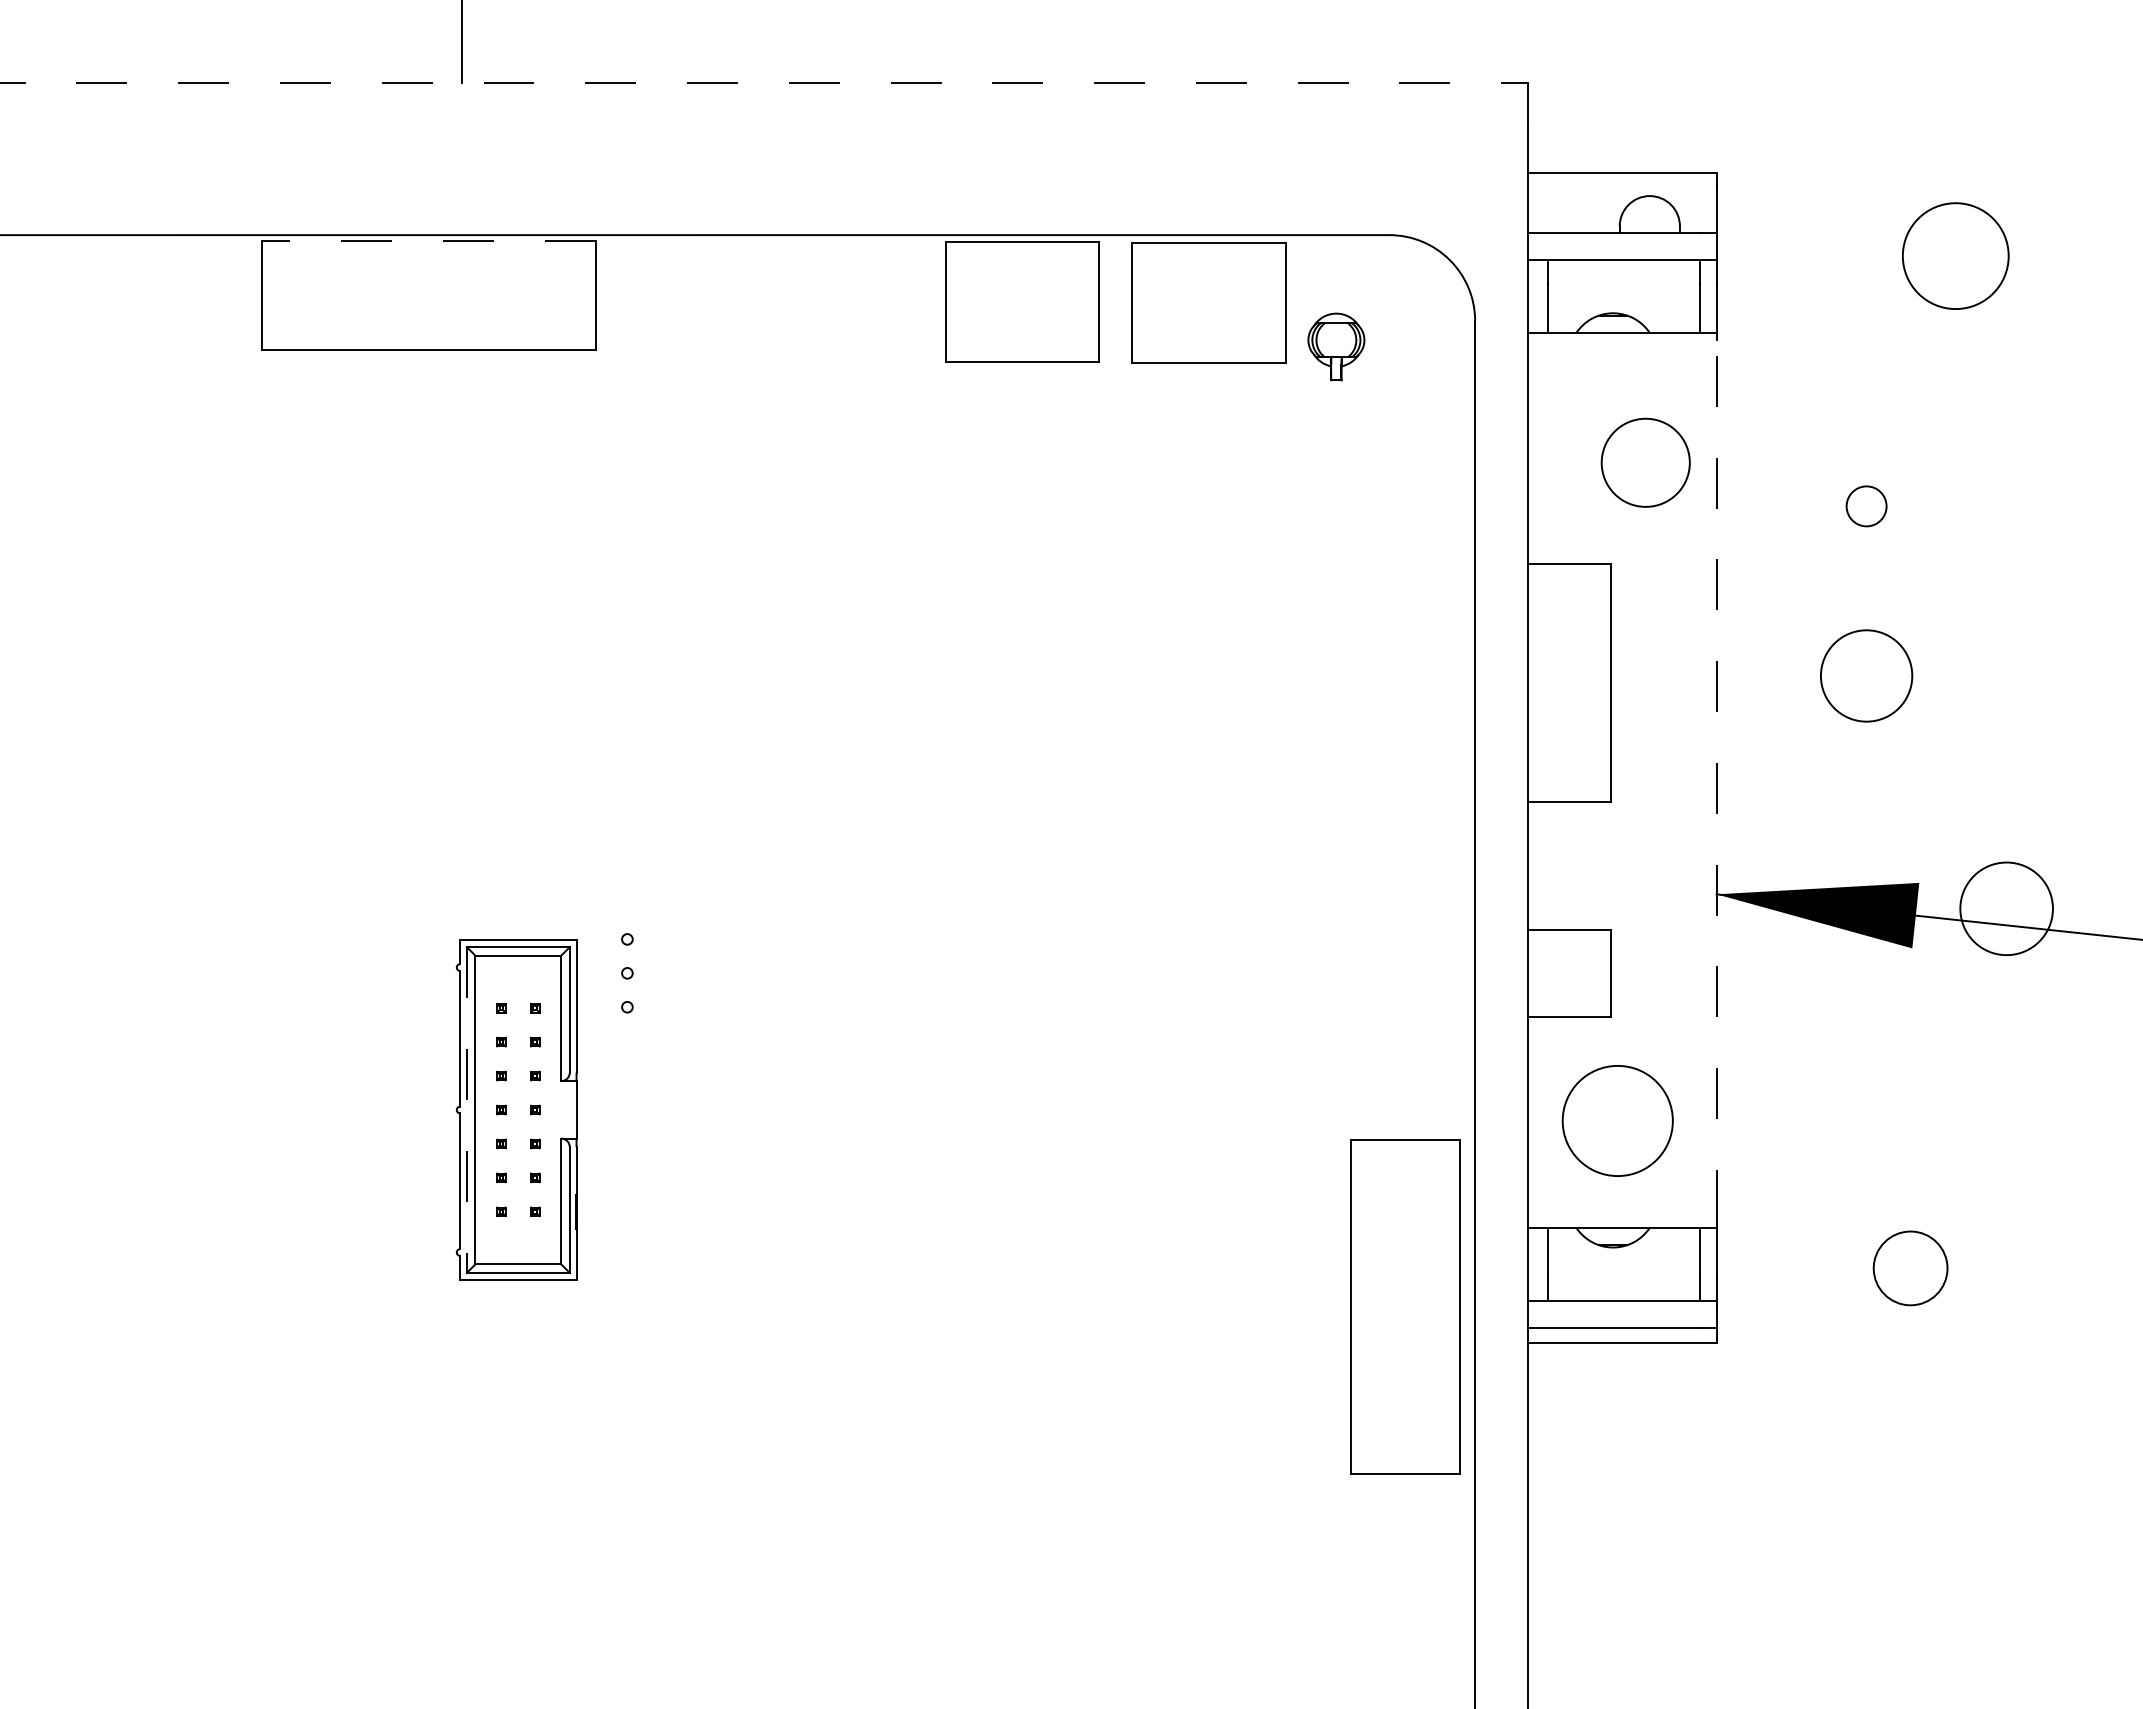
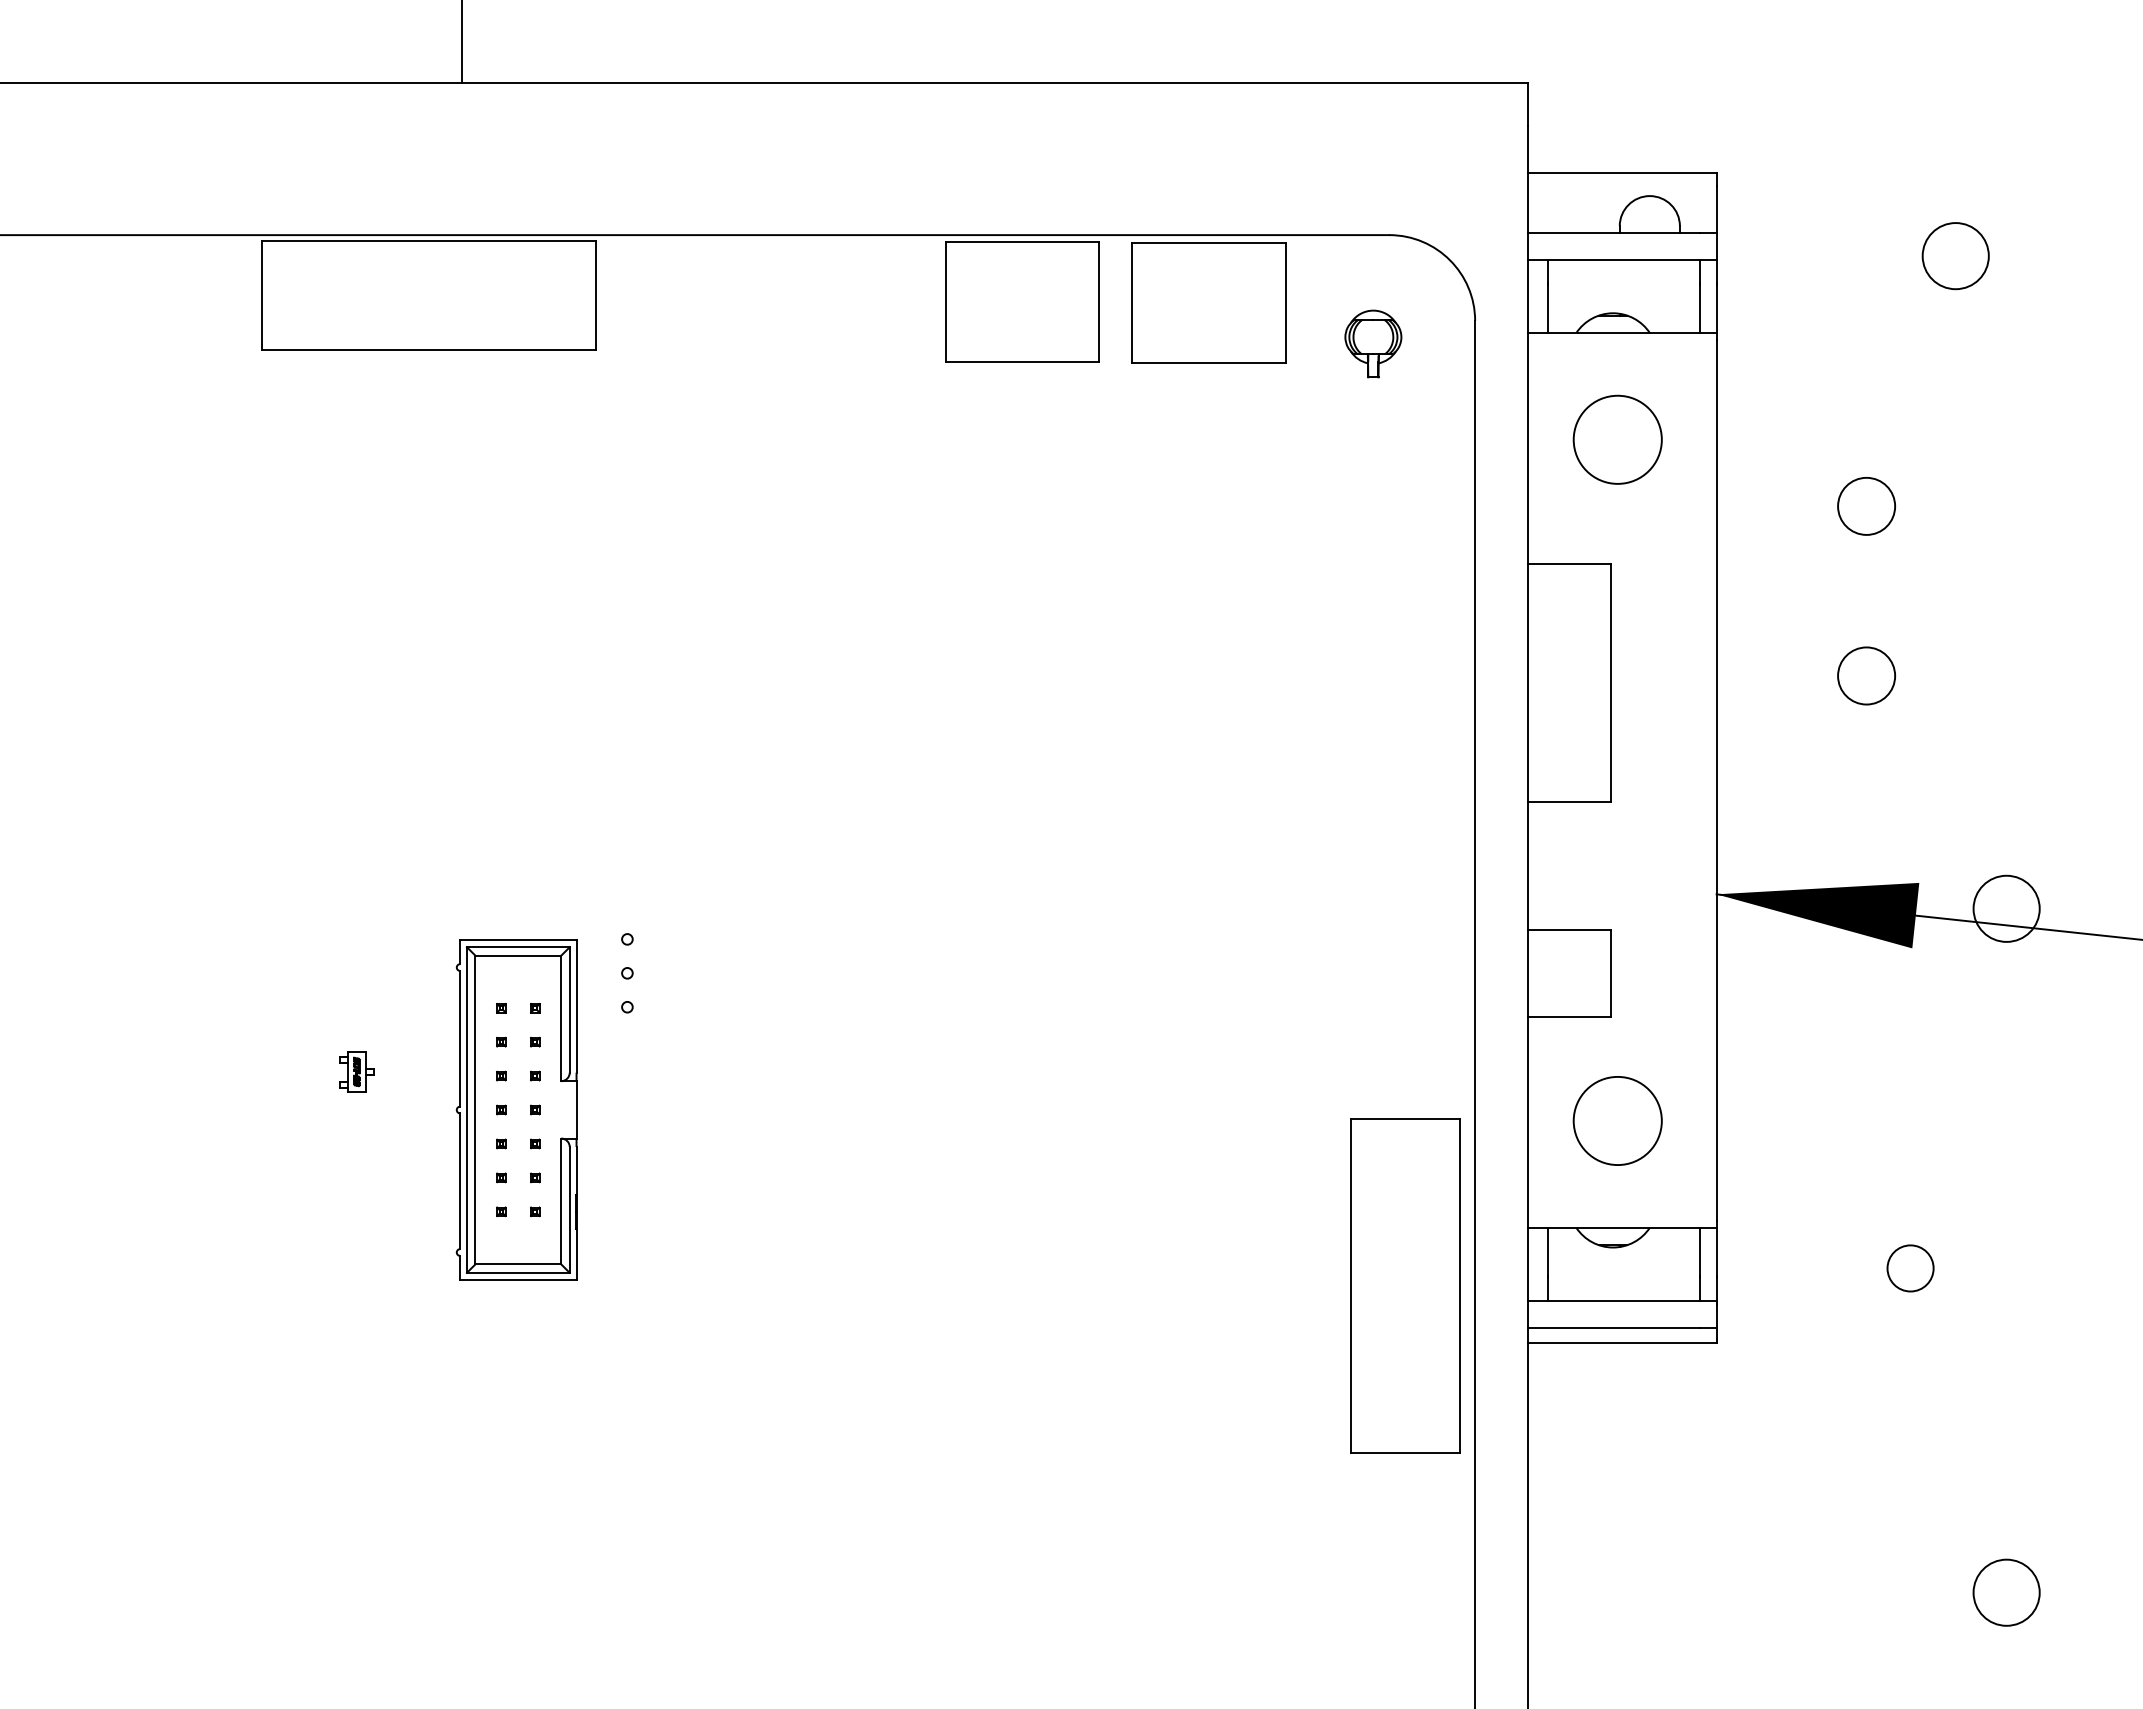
line: dashed -> solid (764, 82)
line: dashed -> solid (428, 240)
circle diameter: 106 px -> 66 px (1955, 256)
part position: (1336, 346) -> (1373, 343) (1373, 343)
circle position: (1645, 462) -> (1617, 439) (1617, 439)
circle diameter: 40 px -> 57 px (1866, 505)
circle diameter: 91 px -> 57 px (1866, 675)
line: dashed -> solid (1716, 780)
circle diameter: 93 px -> 66 px (2006, 908)
part: none -> present (356, 1071)
line: dashed -> solid (466, 1110)
circle diameter: 110 px -> 88 px (1617, 1120)
circle size: 77x77 px -> 49x49 px (1910, 1268)
part position: (1405, 1306) -> (1405, 1285) (1405, 1285)
circle: none -> present (2006, 1592)
